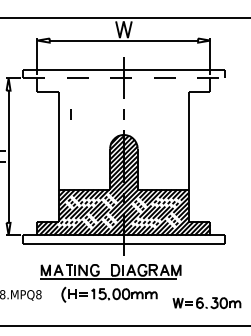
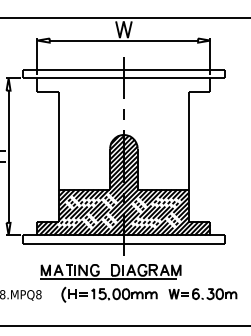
line: dashed -> solid (123, 78)
line: present -> none (70, 114)
part position: (206, 303) -> (202, 294) (202, 294)
